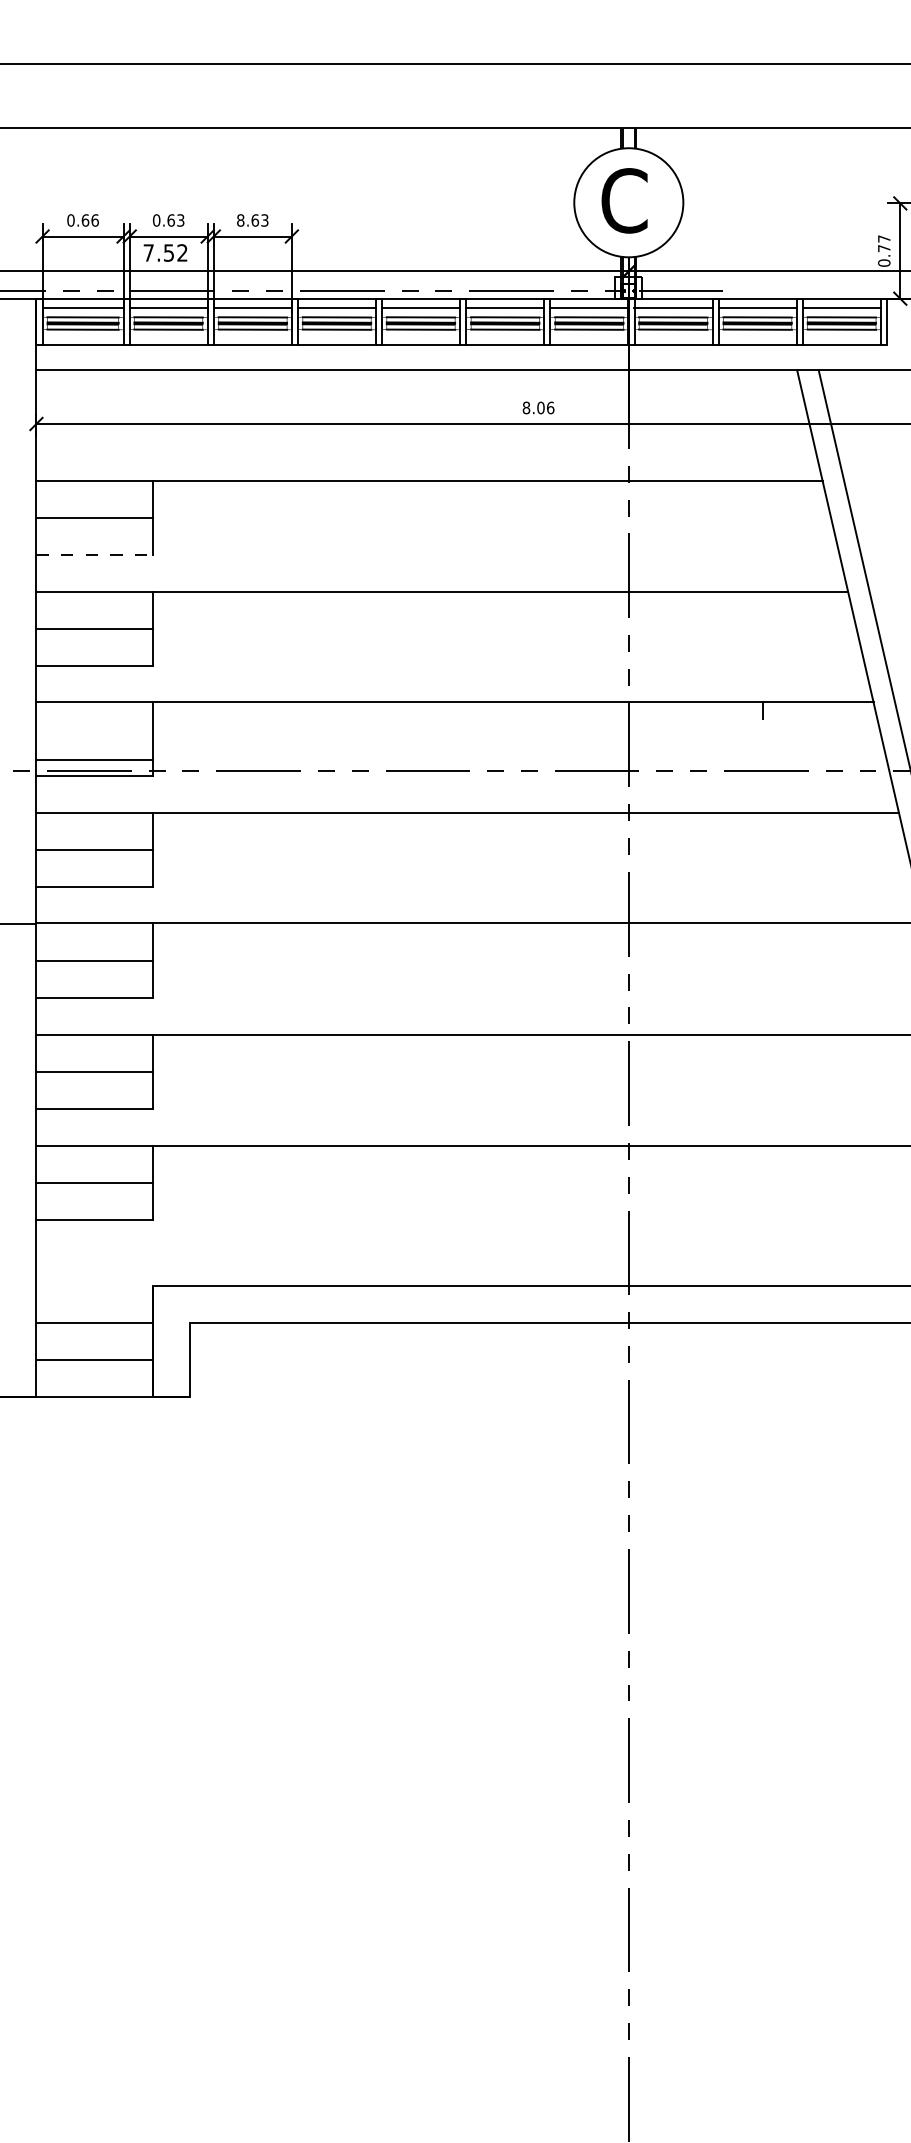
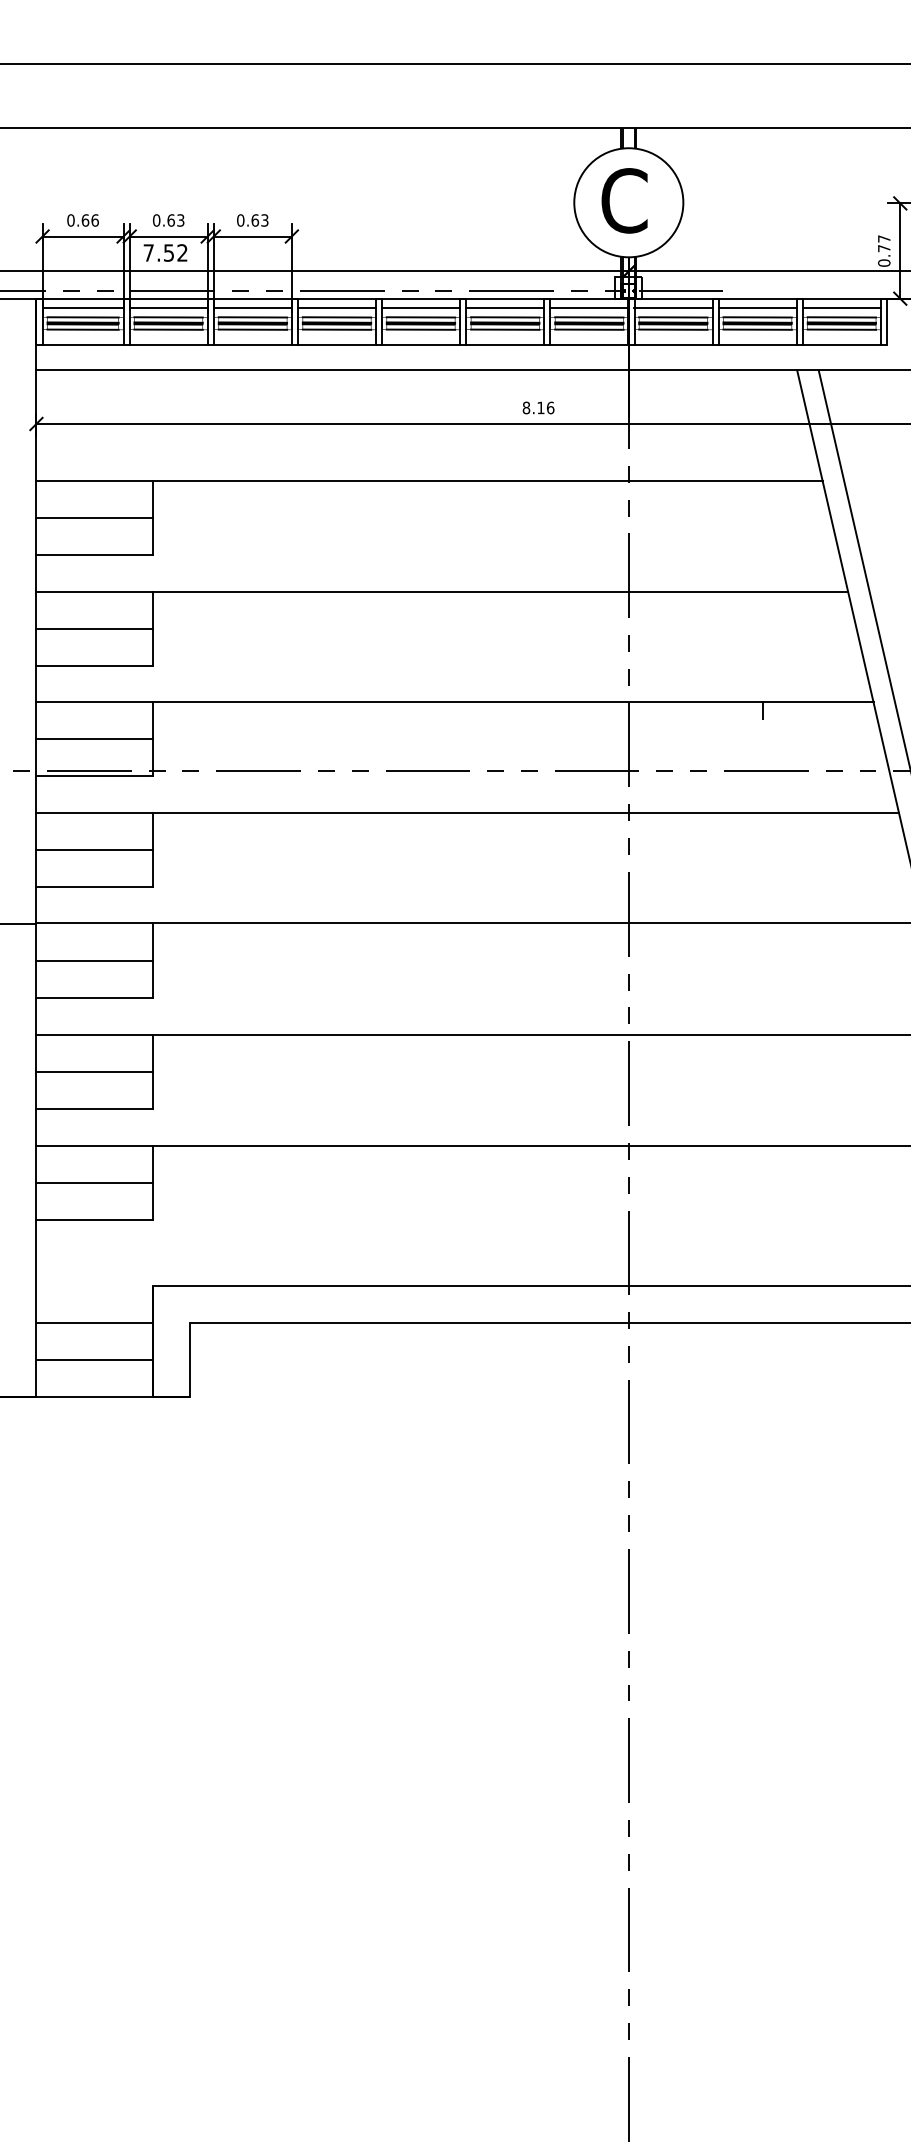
text: 8.63 -> 0.63 (240, 220)
text: 8.06 -> 8.16 (540, 407)
line: dashed -> solid (95, 554)
line position: (94, 760) -> (94, 739) (94, 739)
